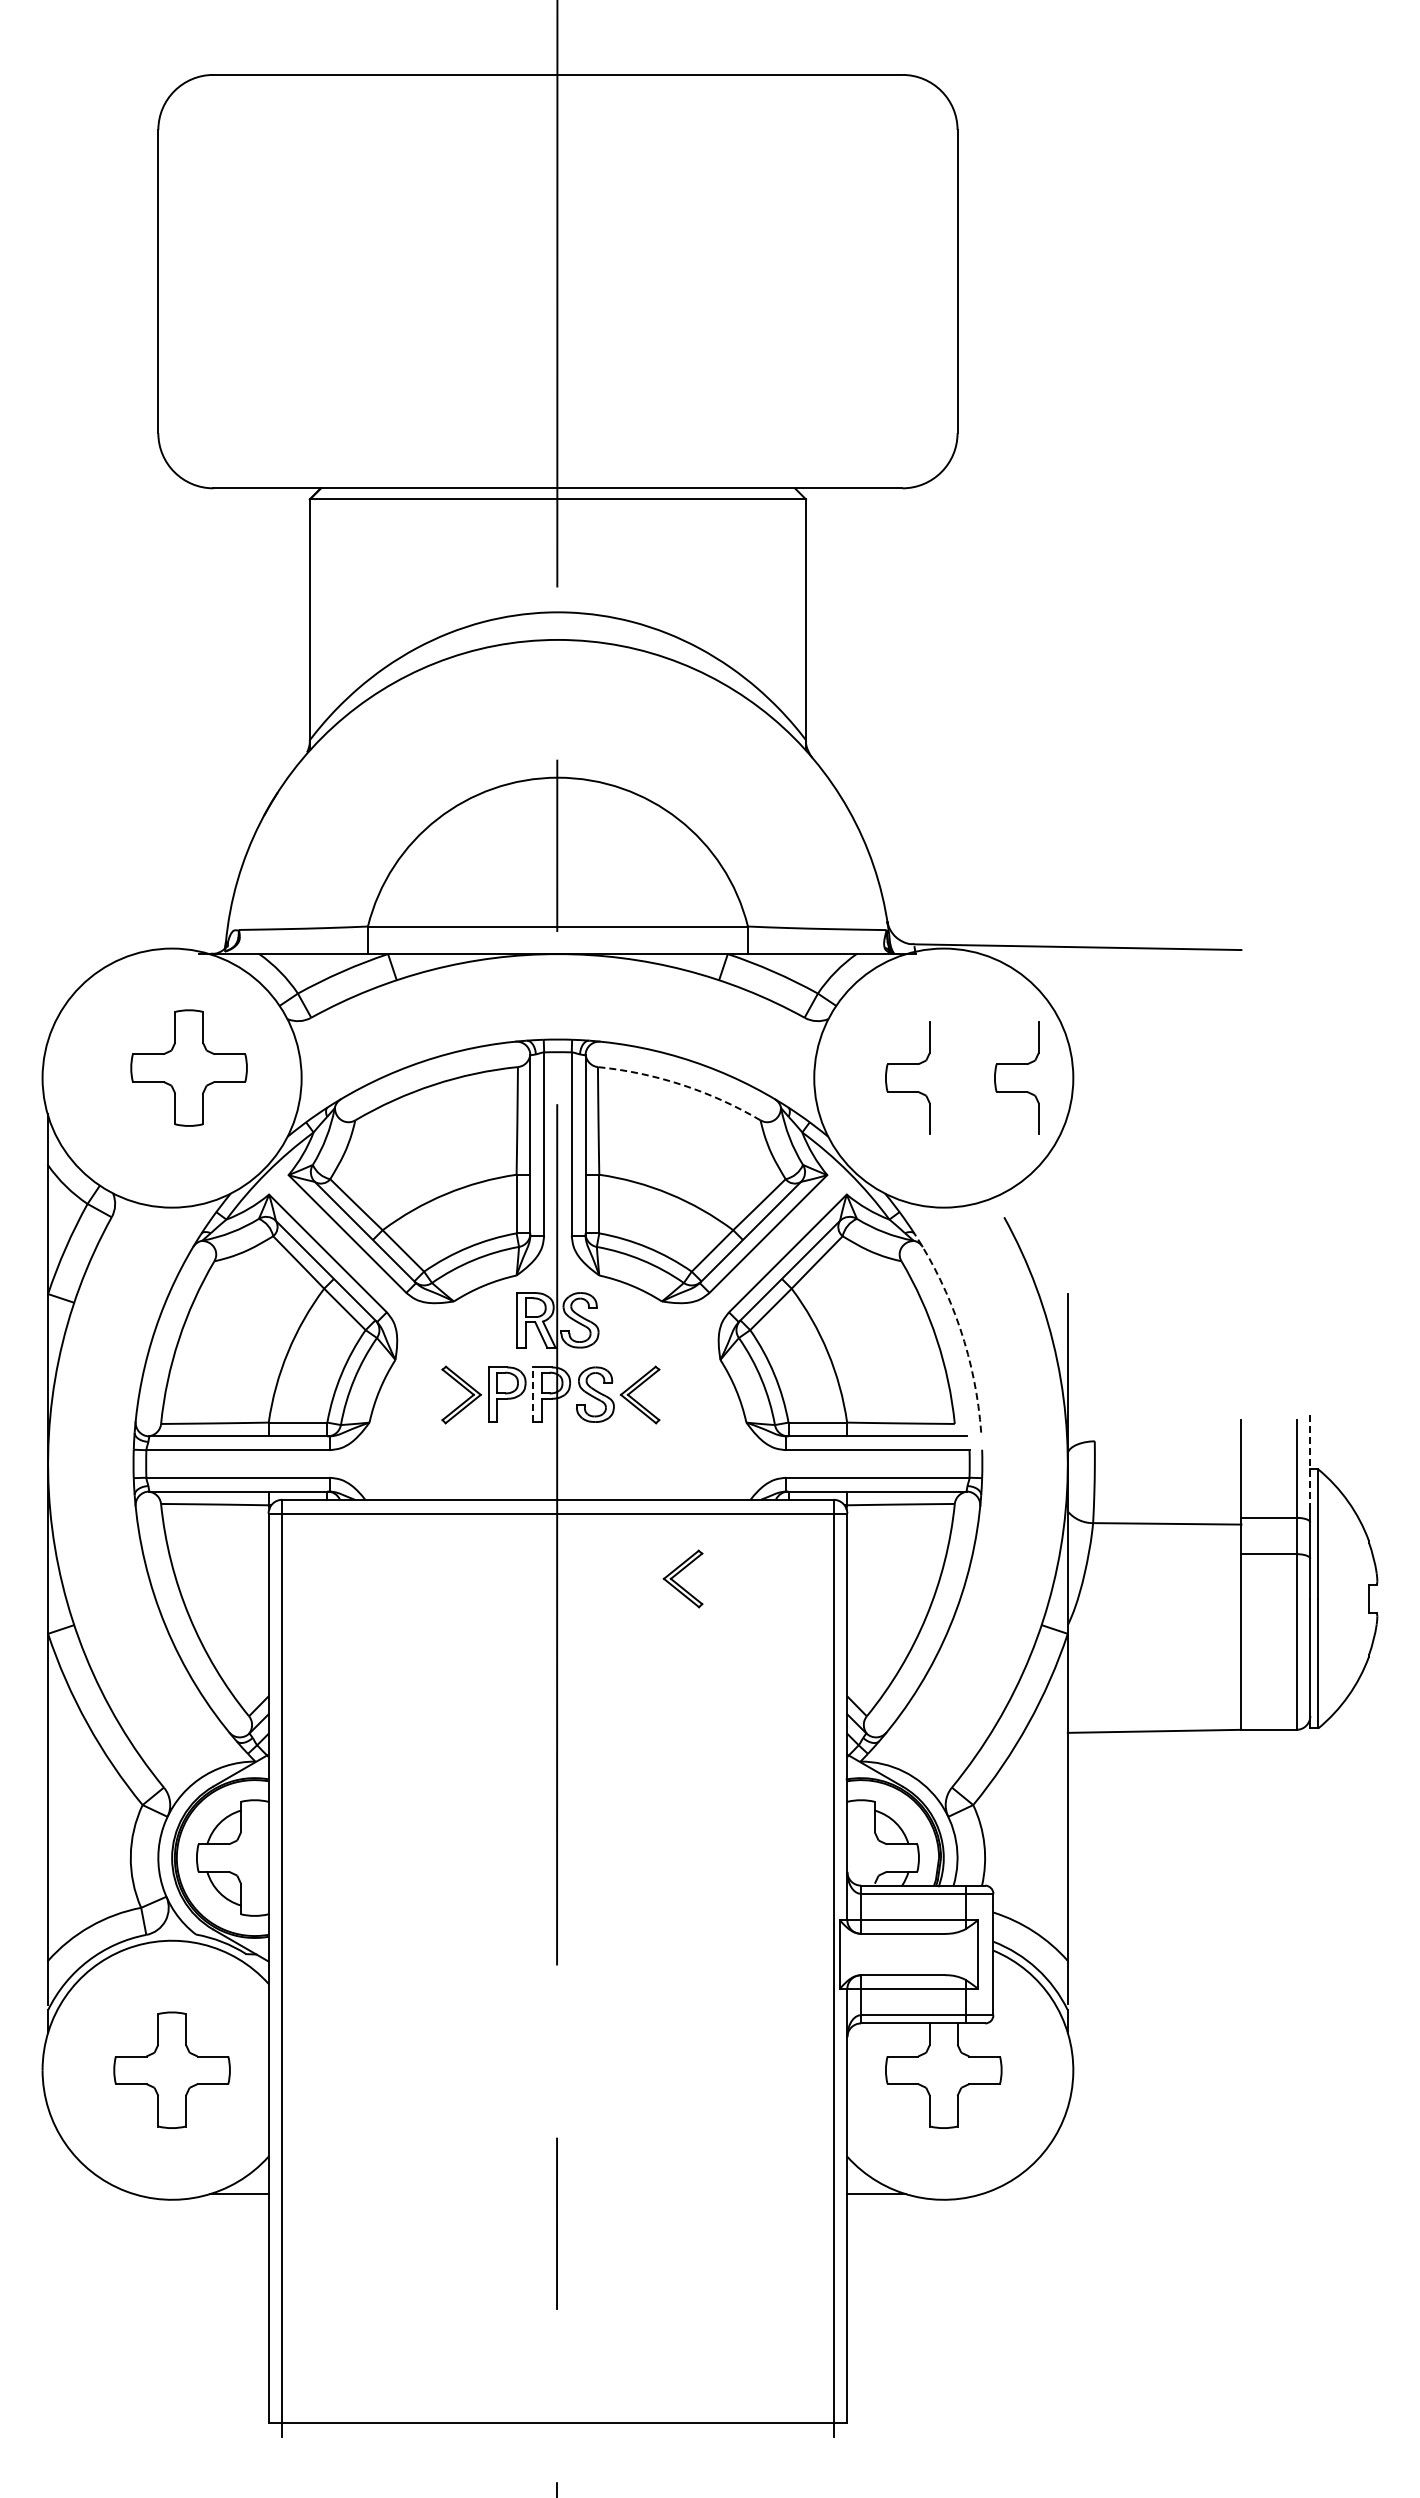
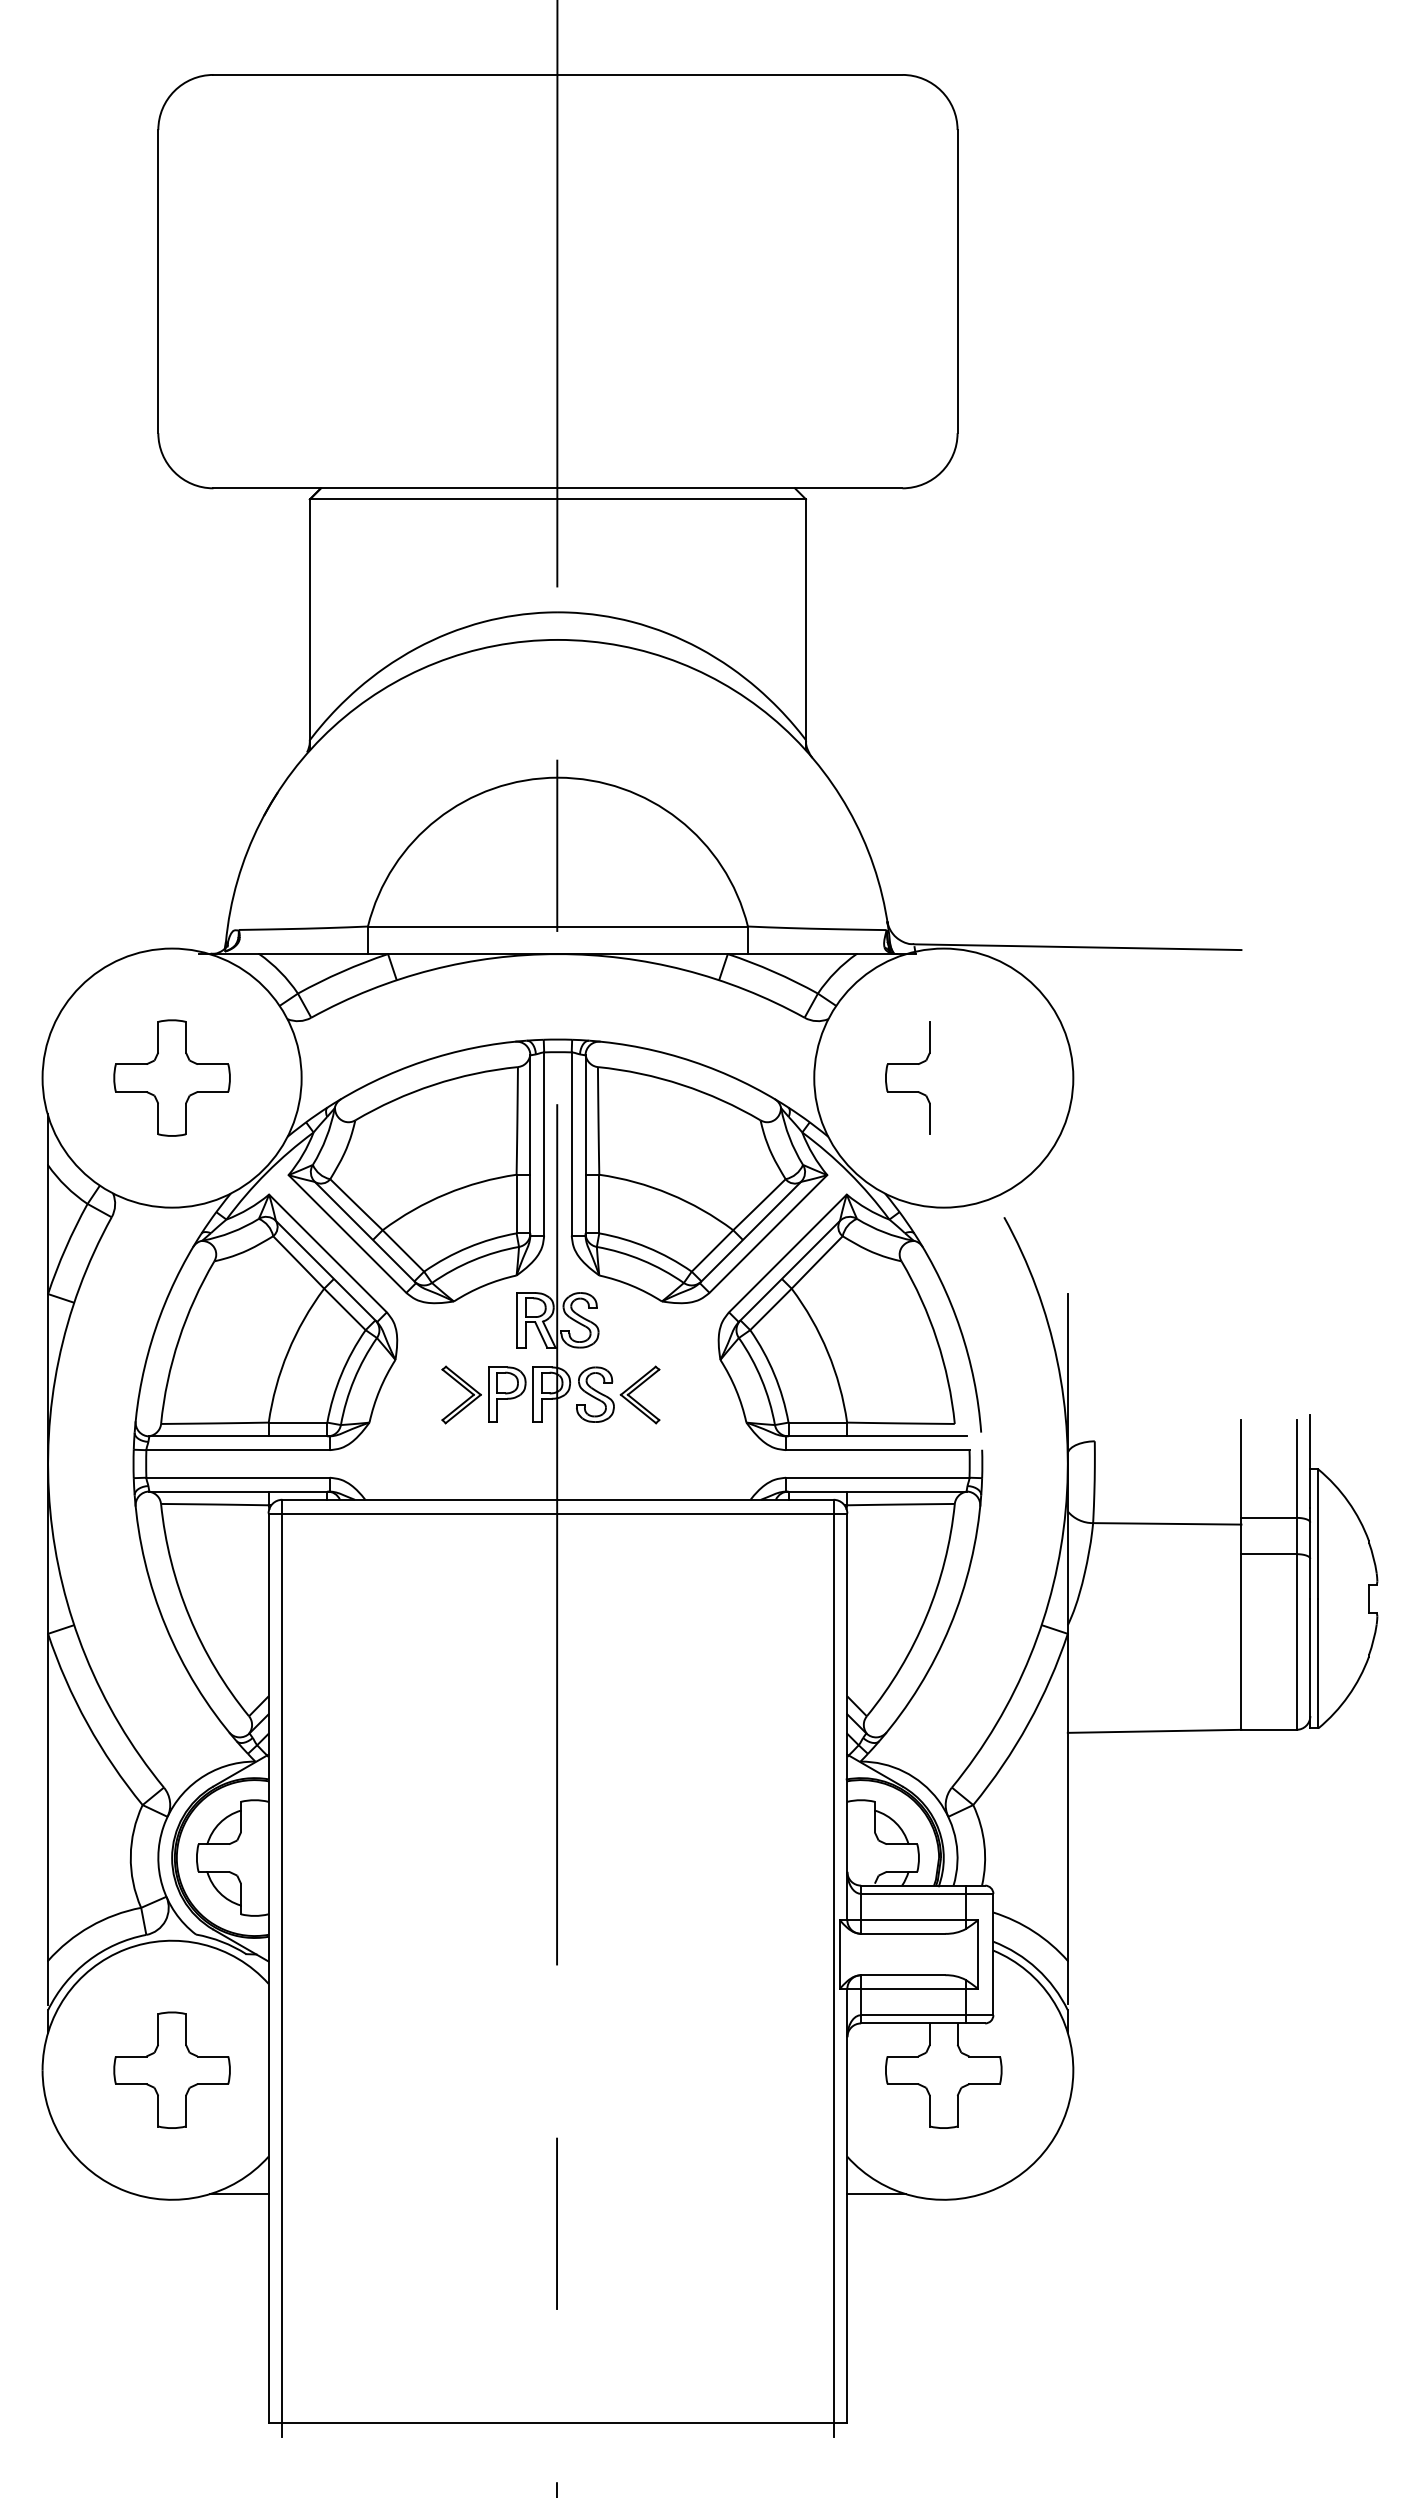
part: present -> none (1016, 1064)
part position: (188, 1067) -> (171, 1077) (171, 1077)
arc: dashed -> solid (682, 1084)
arc: dashed -> solid (960, 1328)
line: dashed -> solid (533, 1394)
line: dashed -> solid (1310, 1462)
part: present -> none (682, 1578)
